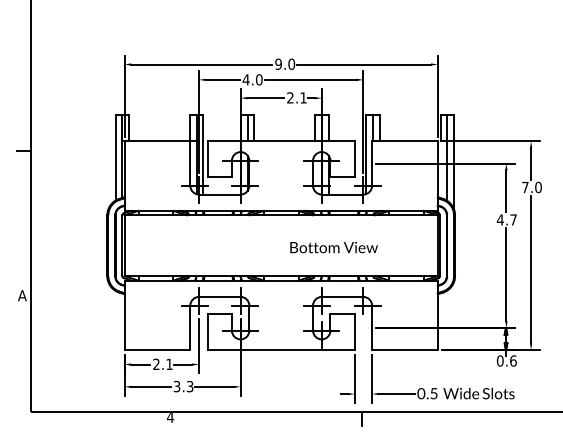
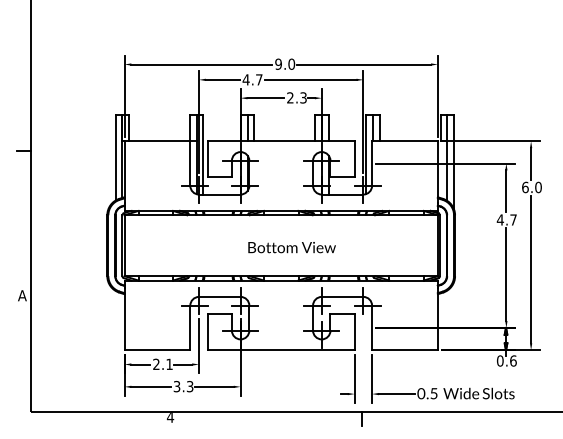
text: 4.0 -> 4.7 (259, 79)
text: 2.1 -> 2.3 (303, 97)
text: 7.0 -> 6.0 (525, 187)
text position: (333, 247) -> (291, 247) (291, 247)
